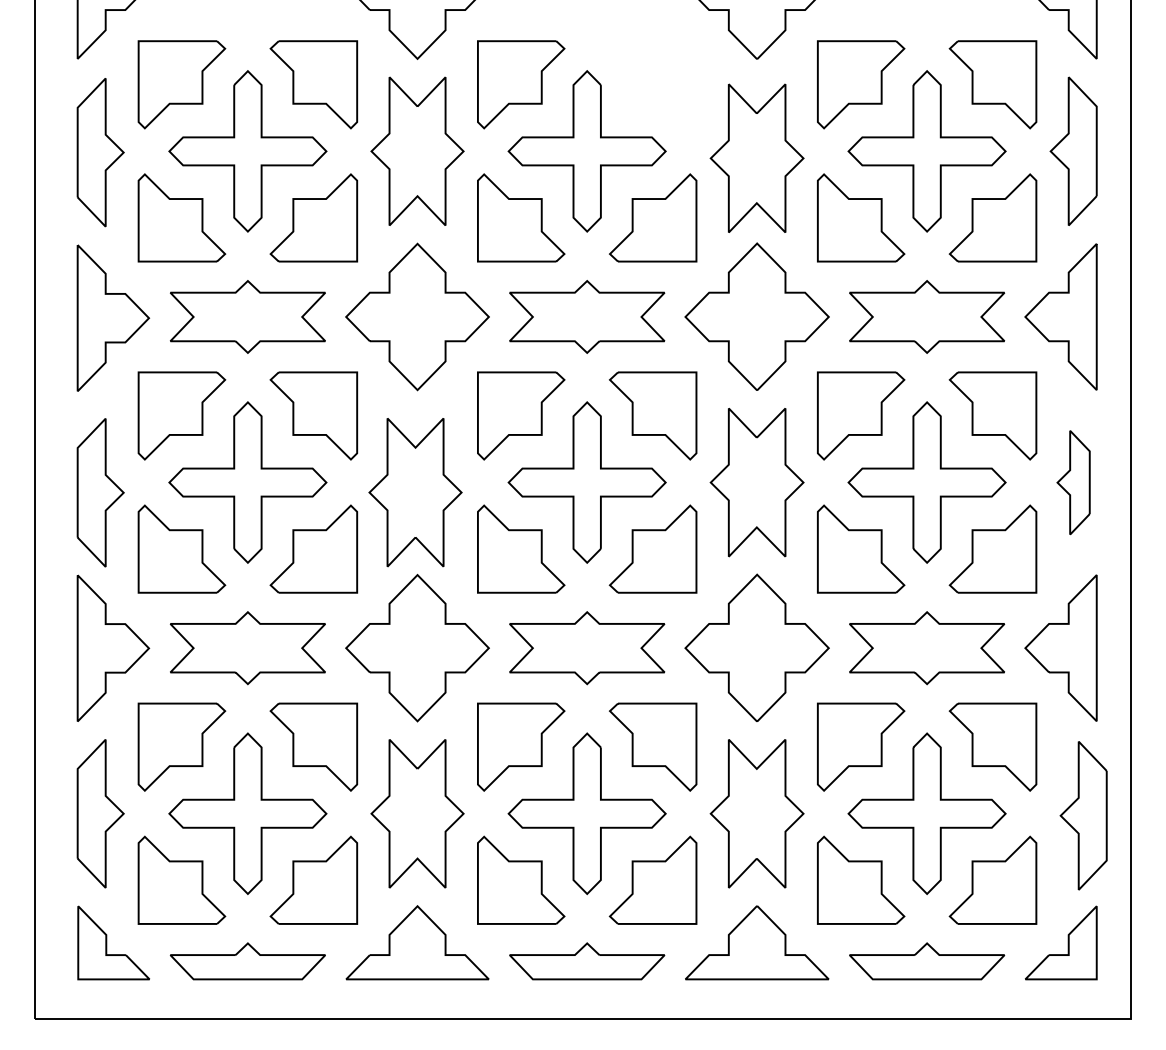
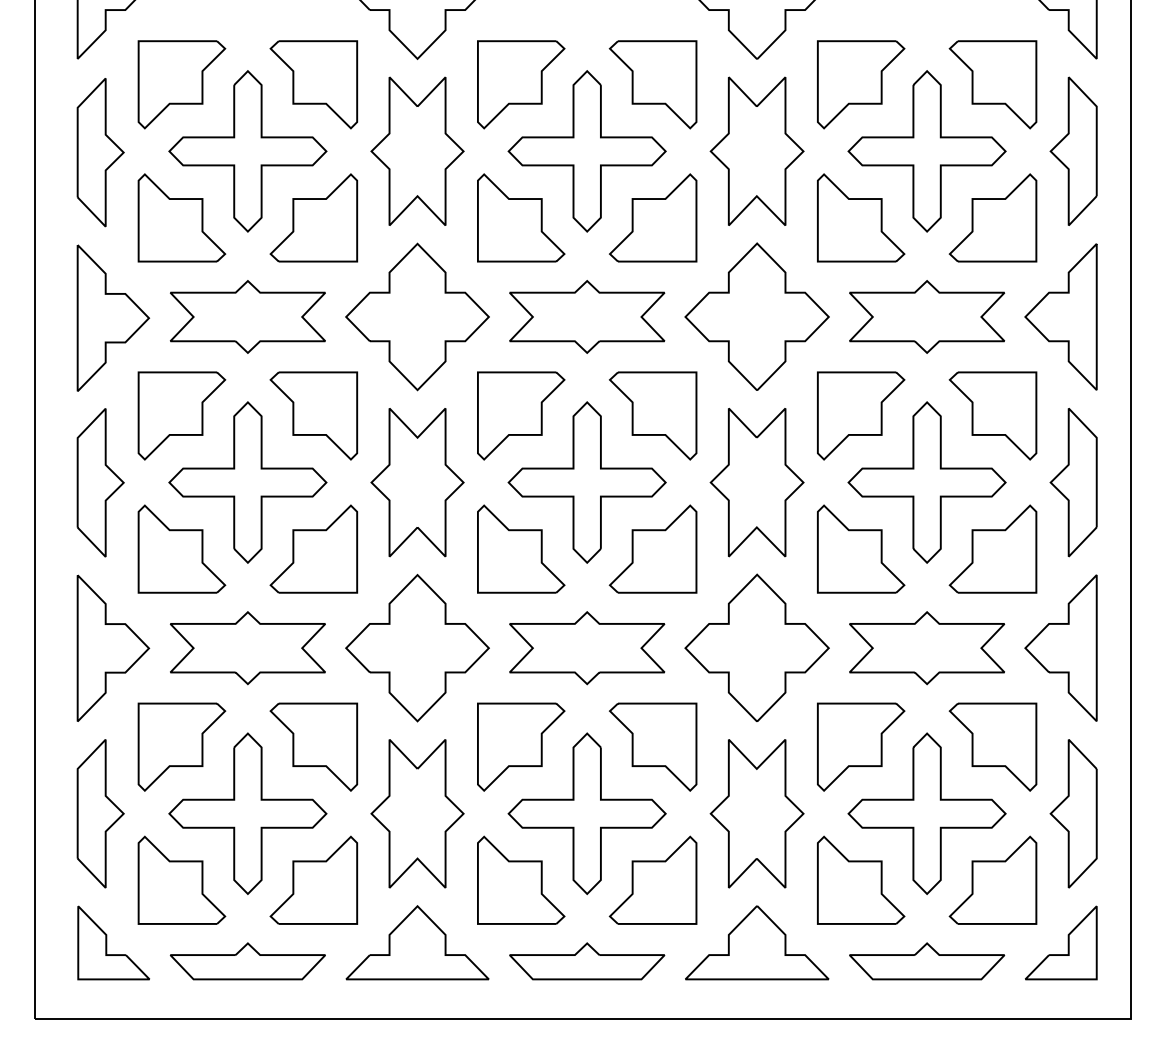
part: none -> present (652, 84)
part position: (756, 157) -> (756, 150) (756, 150)
part size: 35x106 px -> 49x150 px (1073, 482)
part position: (100, 492) -> (100, 482) (100, 482)
part position: (415, 492) -> (417, 482) (417, 482)
part position: (1083, 815) -> (1073, 813) (1073, 813)
